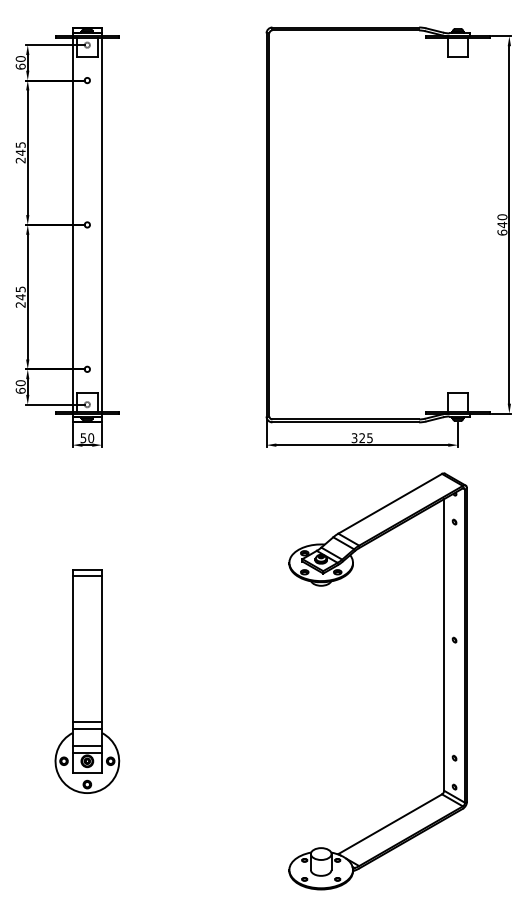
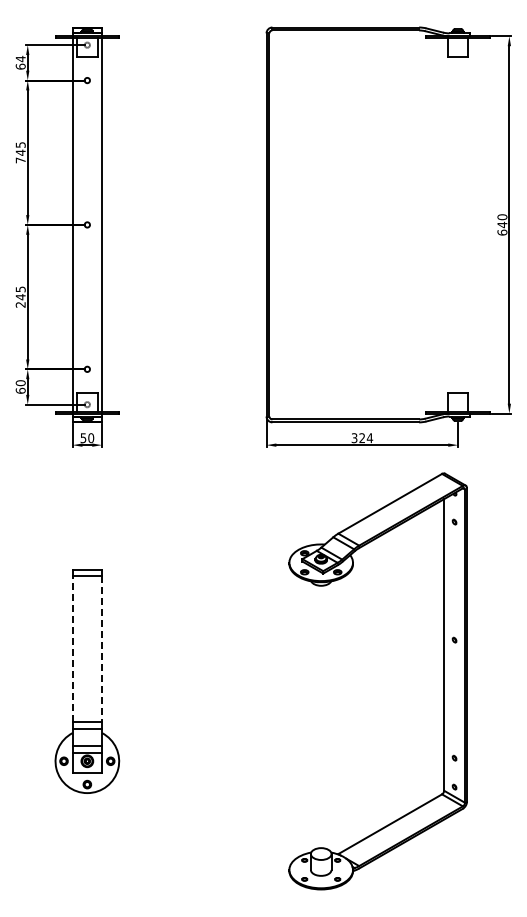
text: 60 -> 64 (20, 58)
text: 245 -> 745 (20, 160)
text: 325 -> 324 (369, 438)
line: solid -> dashed (72, 648)
line: solid -> dashed (102, 649)
